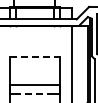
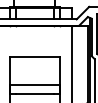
line: dashed -> solid (35, 56)
line: dashed -> solid (34, 94)
